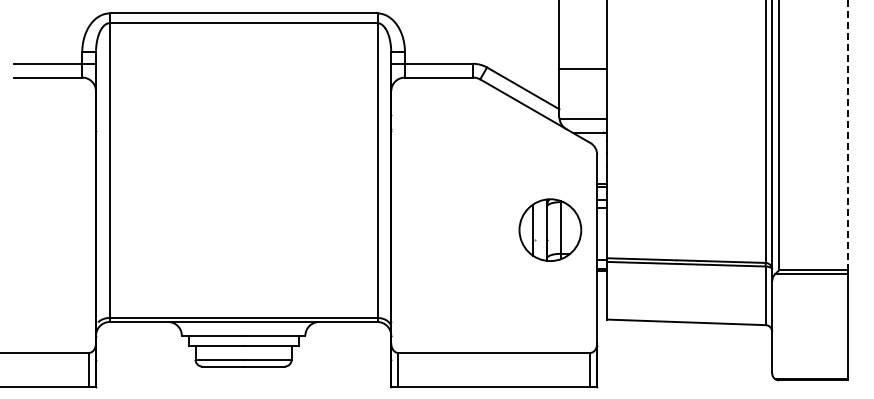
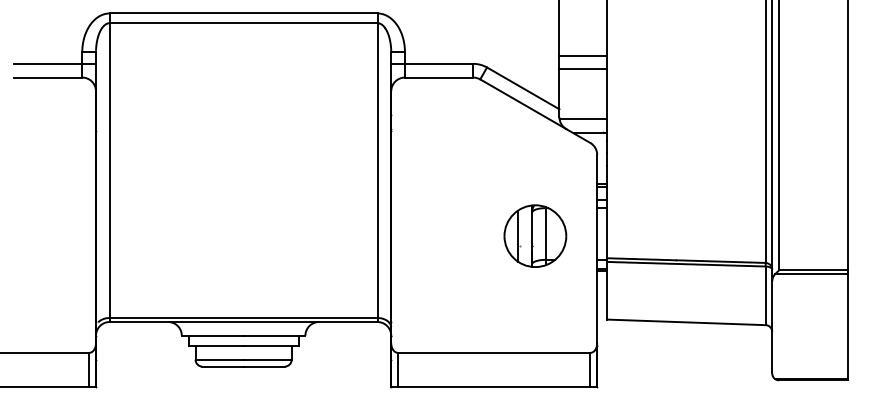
line: none -> present (583, 56)
line: dashed -> solid (847, 135)
part position: (550, 229) -> (535, 235) (535, 235)
